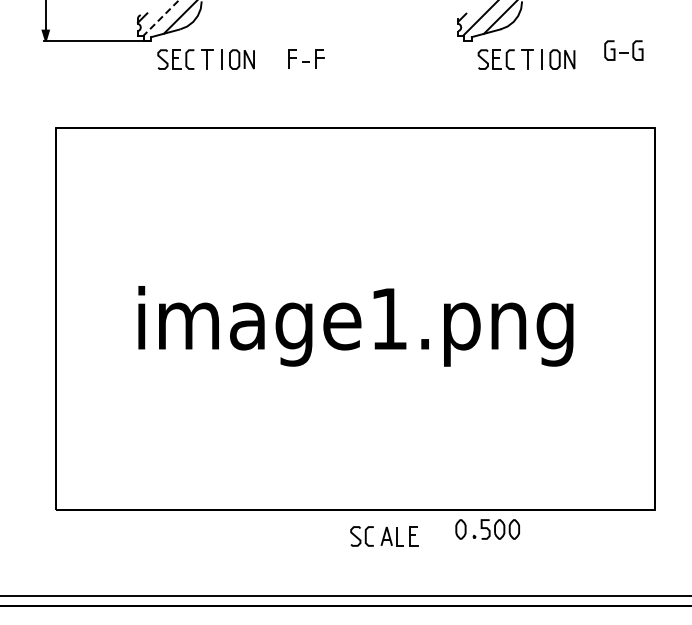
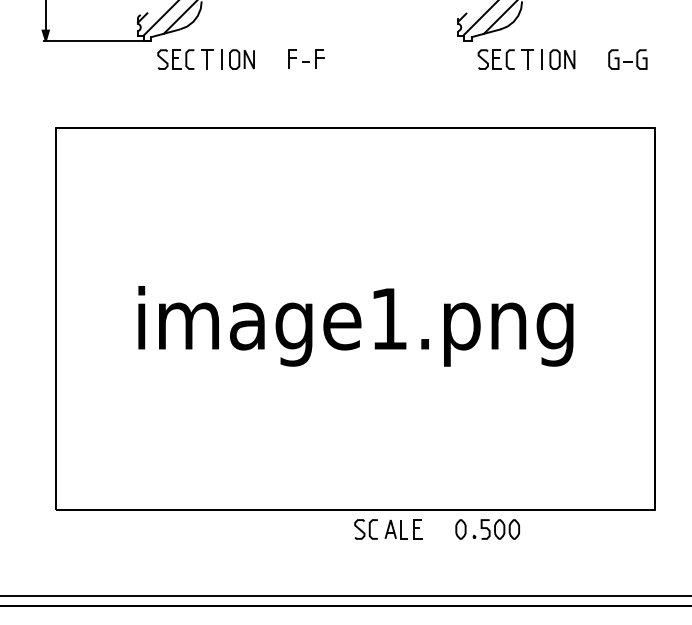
line: dashed -> solid (161, 18)
part position: (623, 50) -> (627, 59) (627, 59)
part position: (384, 536) -> (388, 529) (388, 529)
